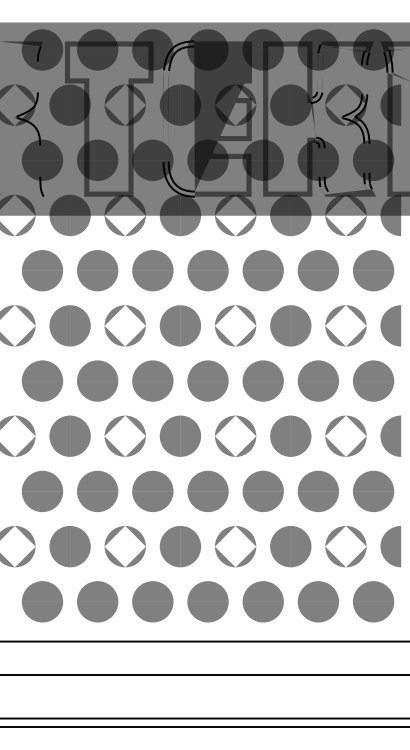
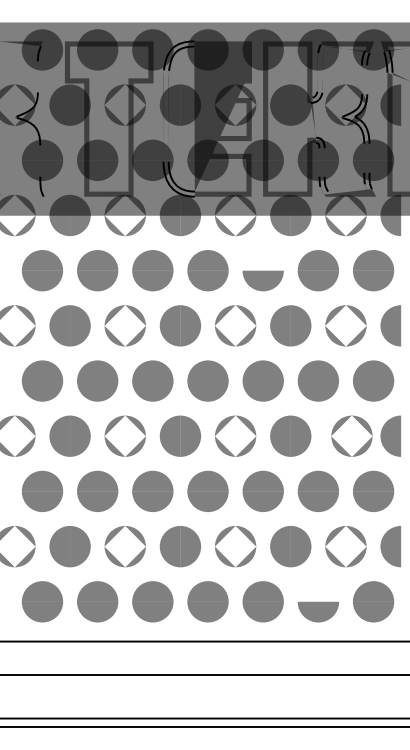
fill: present -> none (262, 260)
part position: (345, 435) -> (351, 435) (351, 435)
fill: present -> none (318, 591)
